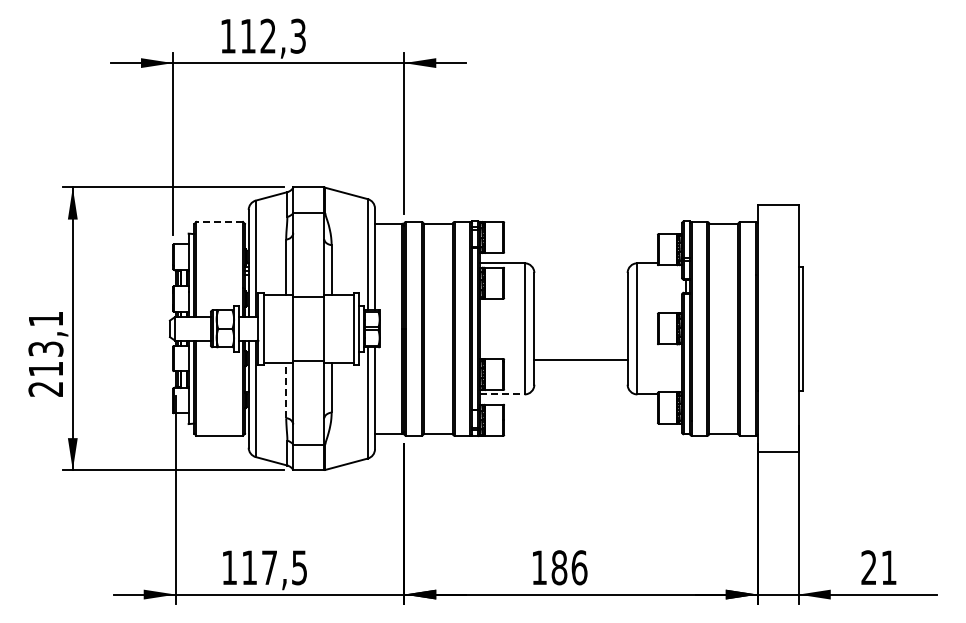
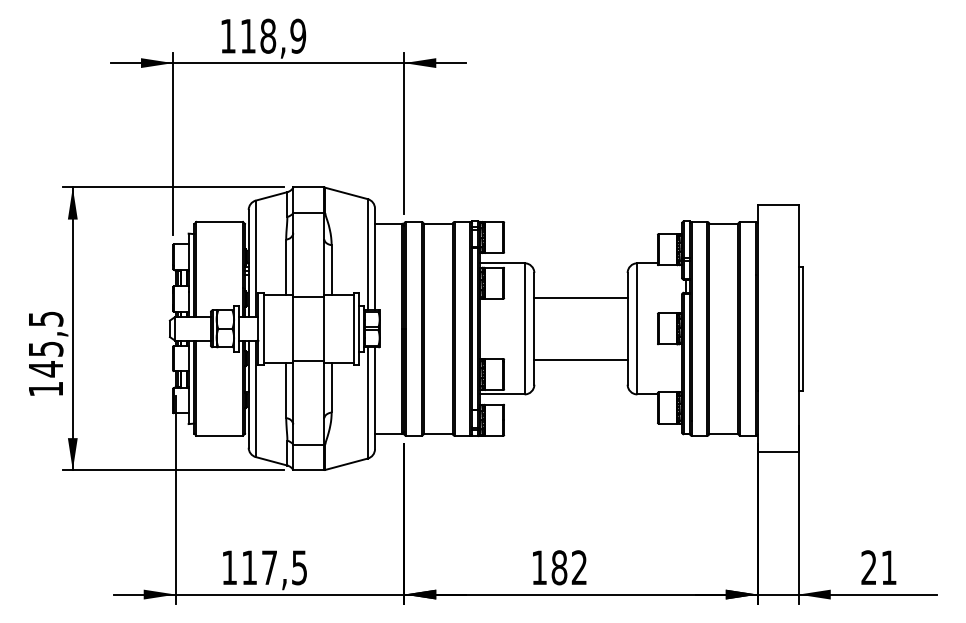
text: 112,3 -> 118,9 (283, 35)
line: dashed -> solid (219, 221)
line: none -> present (580, 297)
text: 213,1 -> 145,5 (45, 353)
line: dashed -> solid (286, 390)
line: dashed -> solid (502, 394)
text: 186 -> 182 (579, 567)
